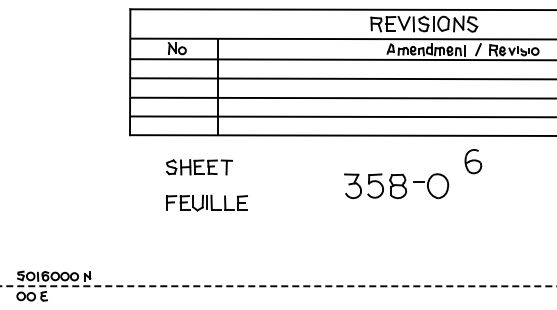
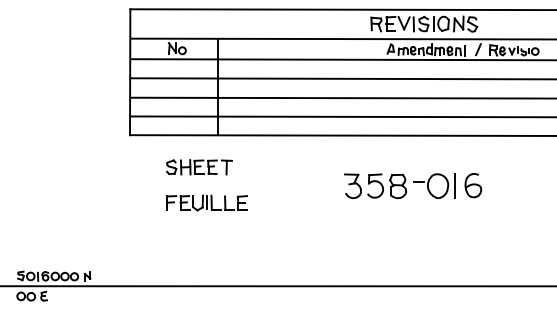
part position: (473, 161) -> (473, 185) (473, 185)
line: none -> present (455, 185)
line: dashed -> solid (278, 286)
